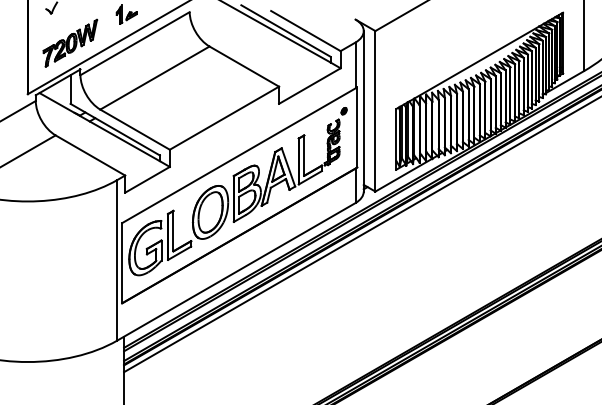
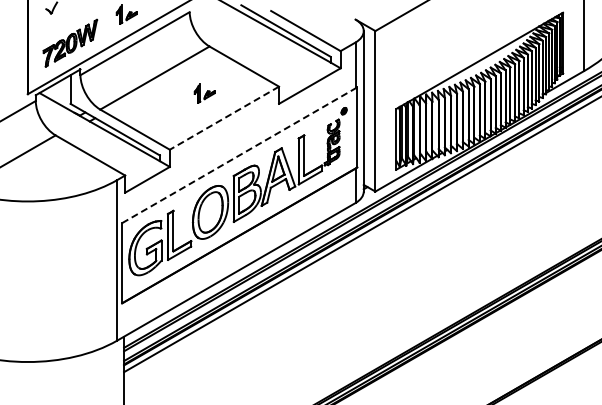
part: none -> present (204, 93)
line: solid -> dashed (224, 118)
line: solid -> dashed (238, 155)
